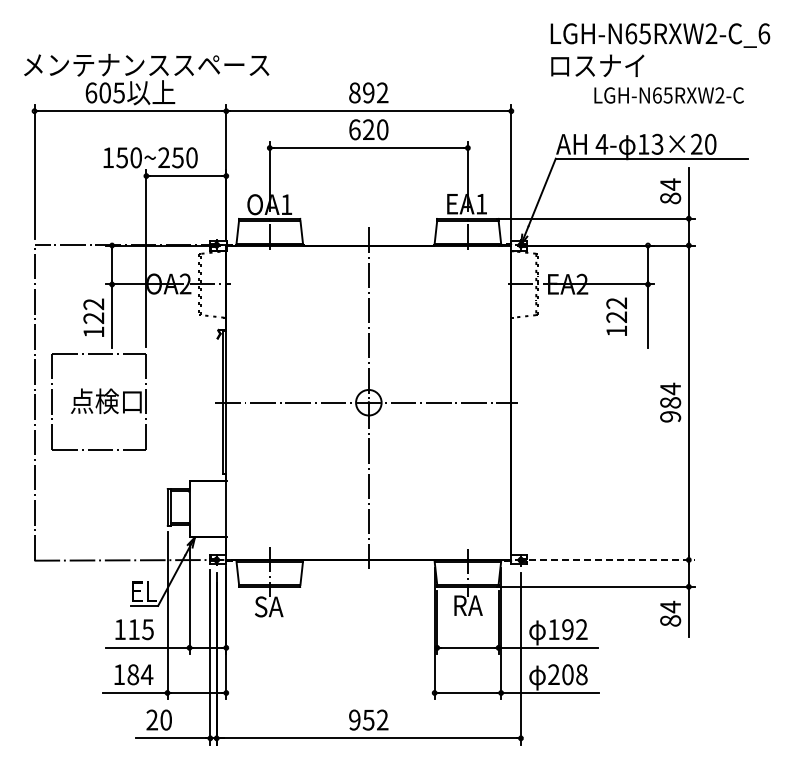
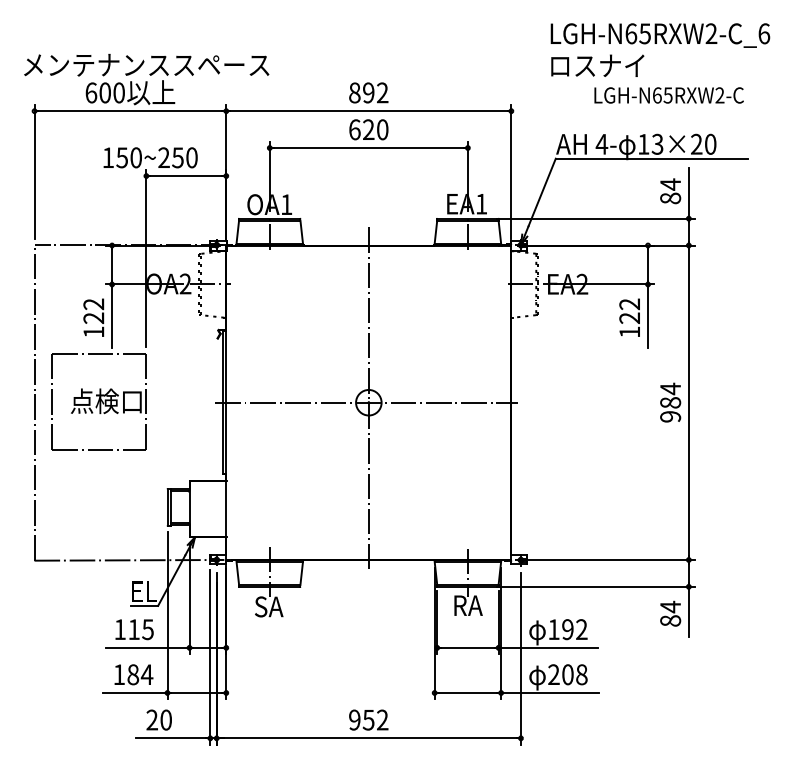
text: 605 -> 600 (118, 92)
text position: (616, 316) -> (629, 317) (629, 317)
line: dashed -> solid (606, 559)
